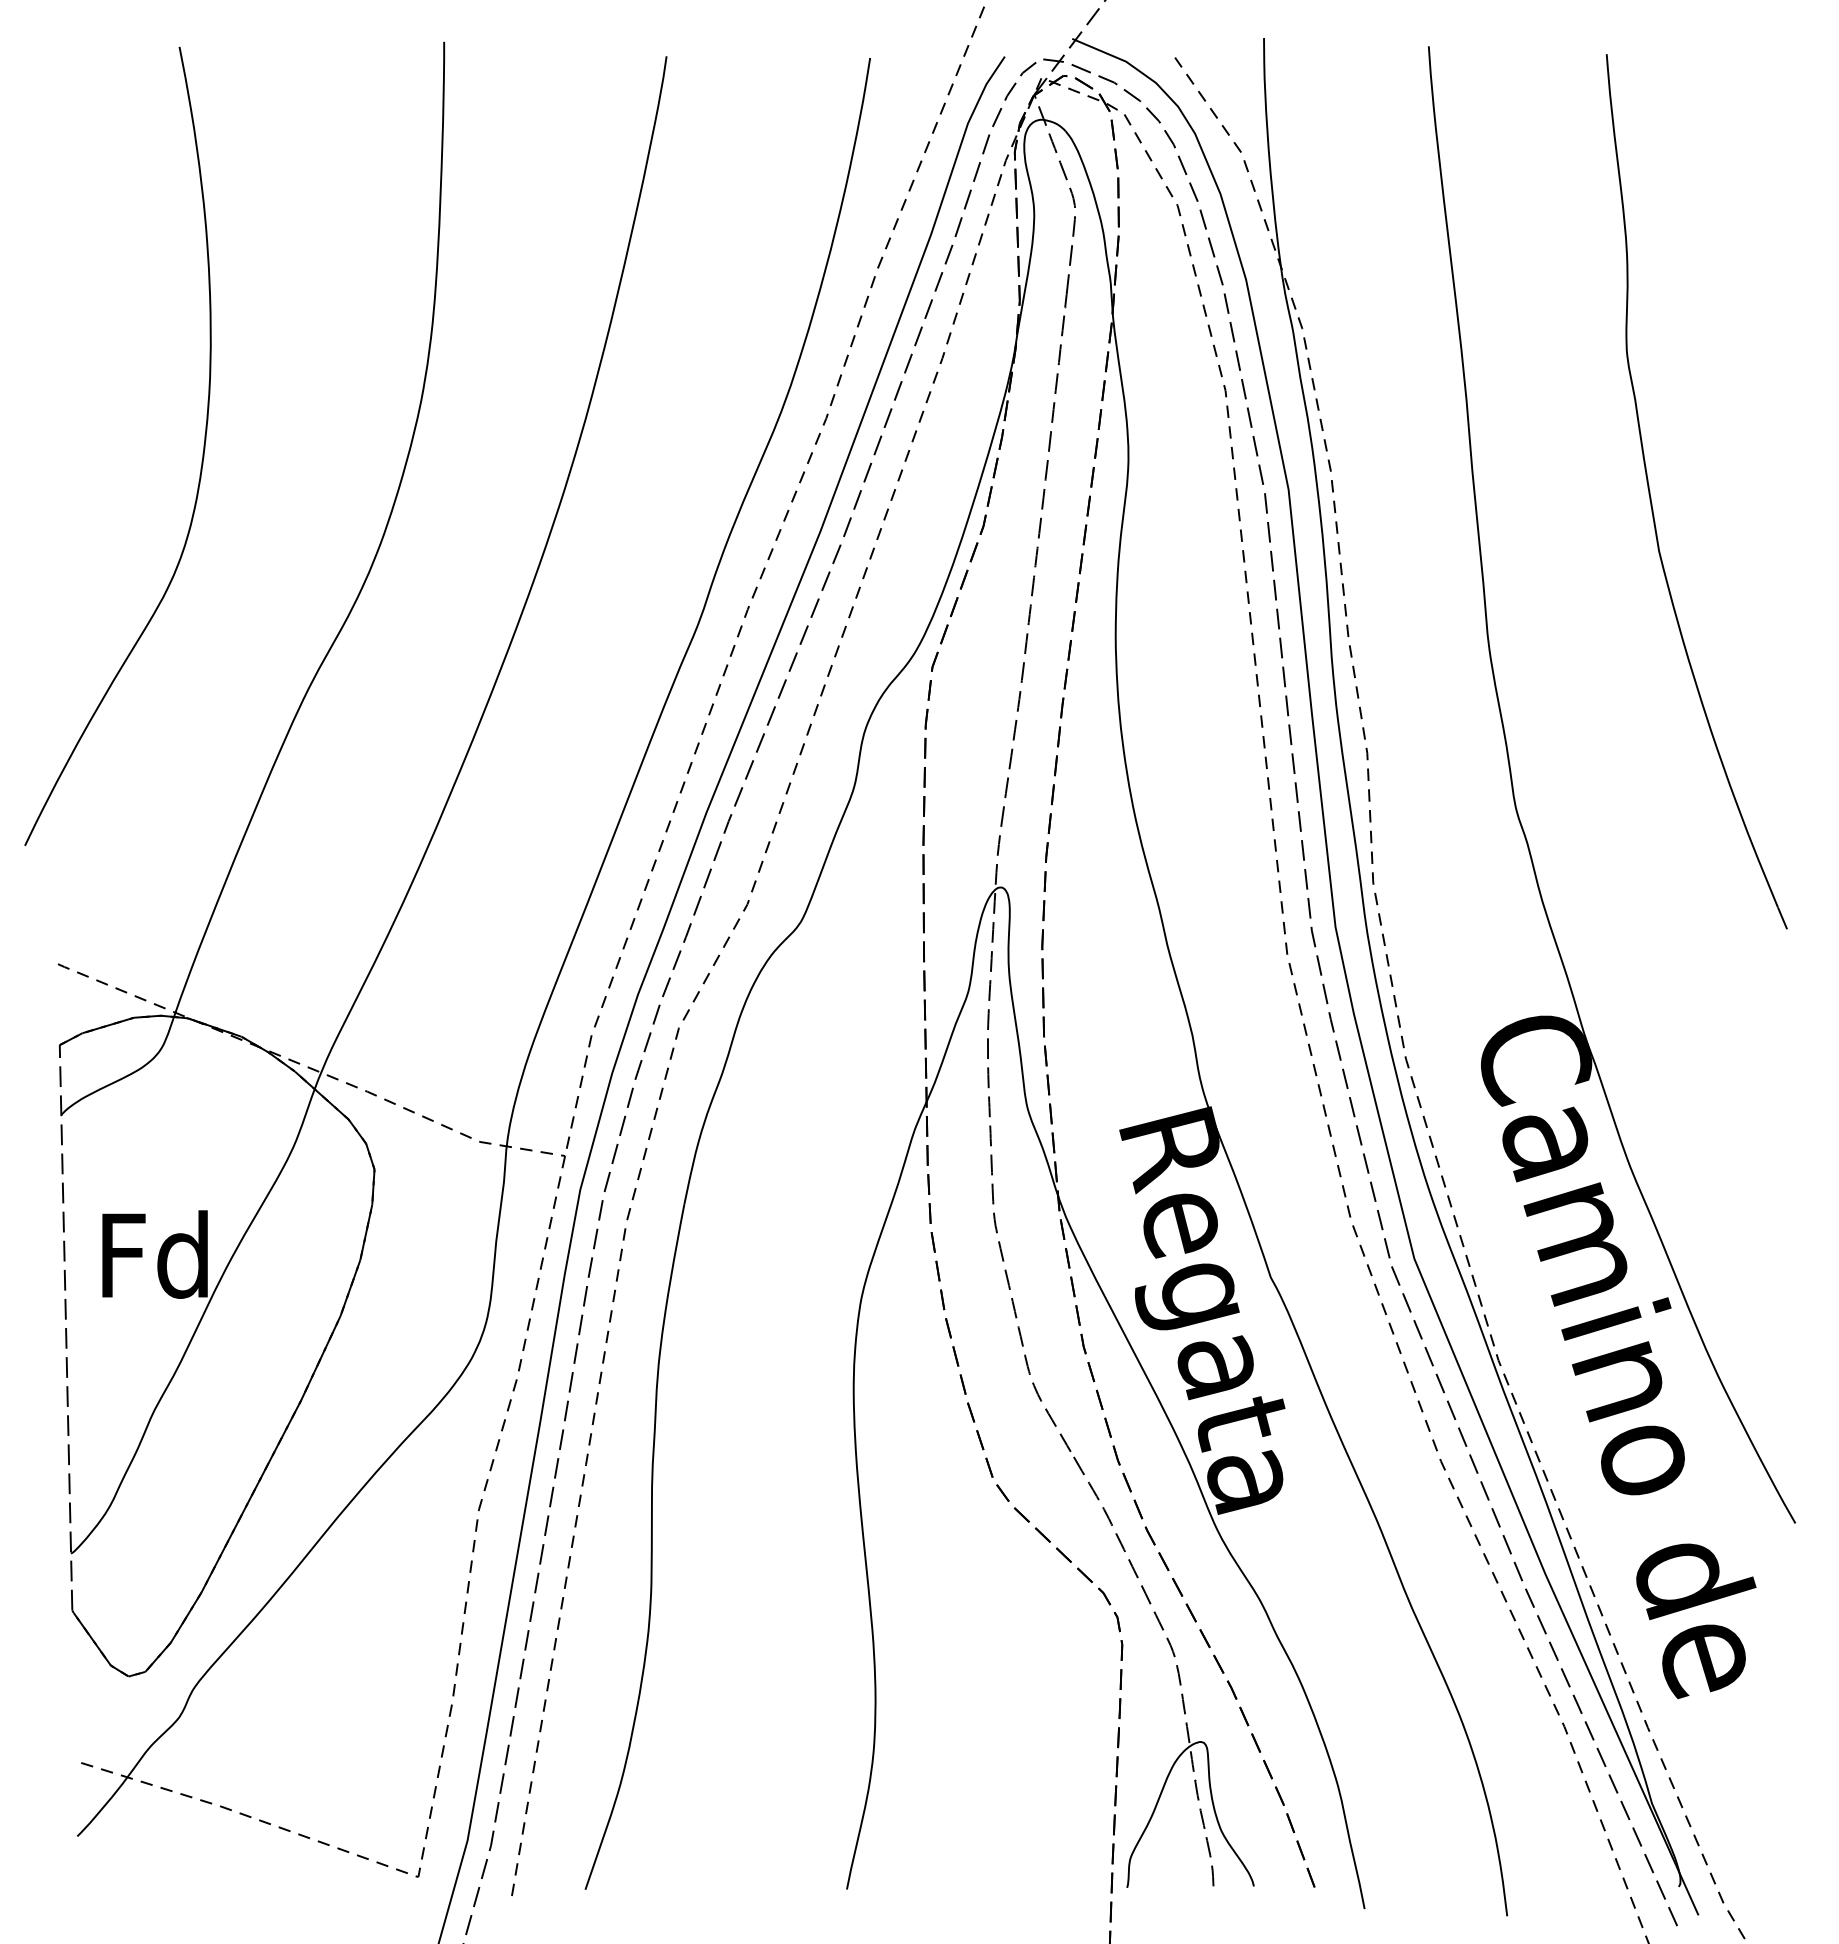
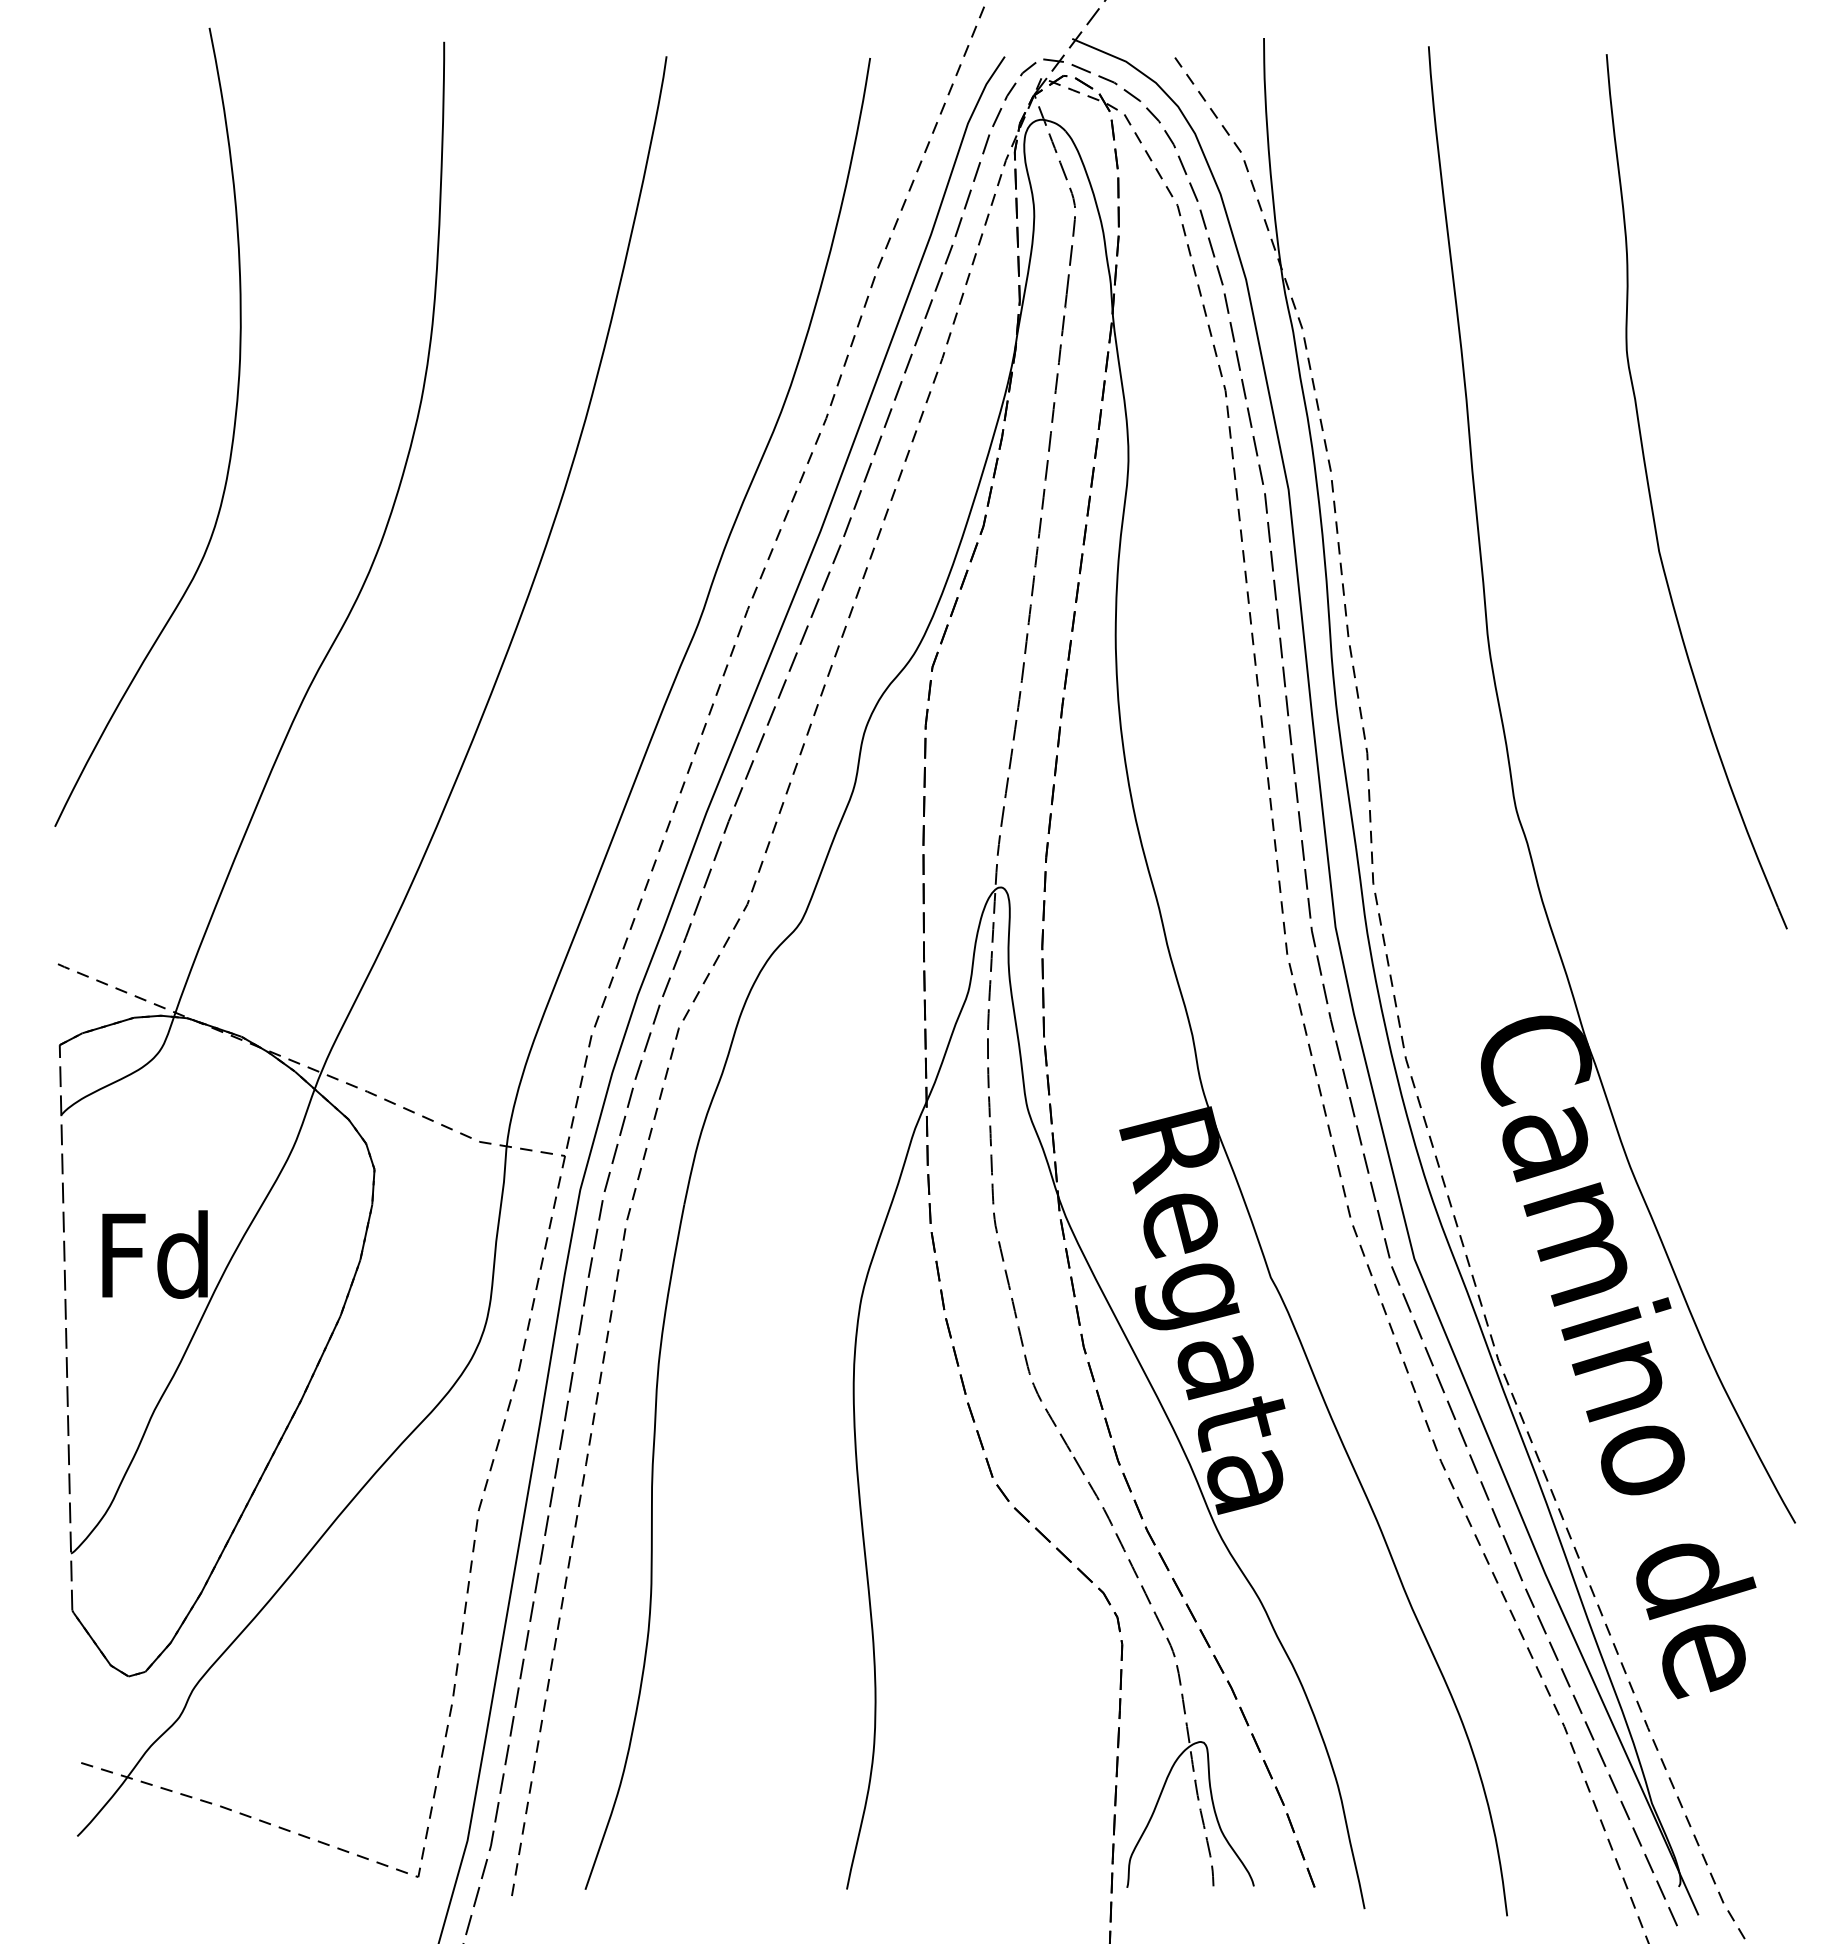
curve position: (201, 460) -> (231, 441) (231, 441)
